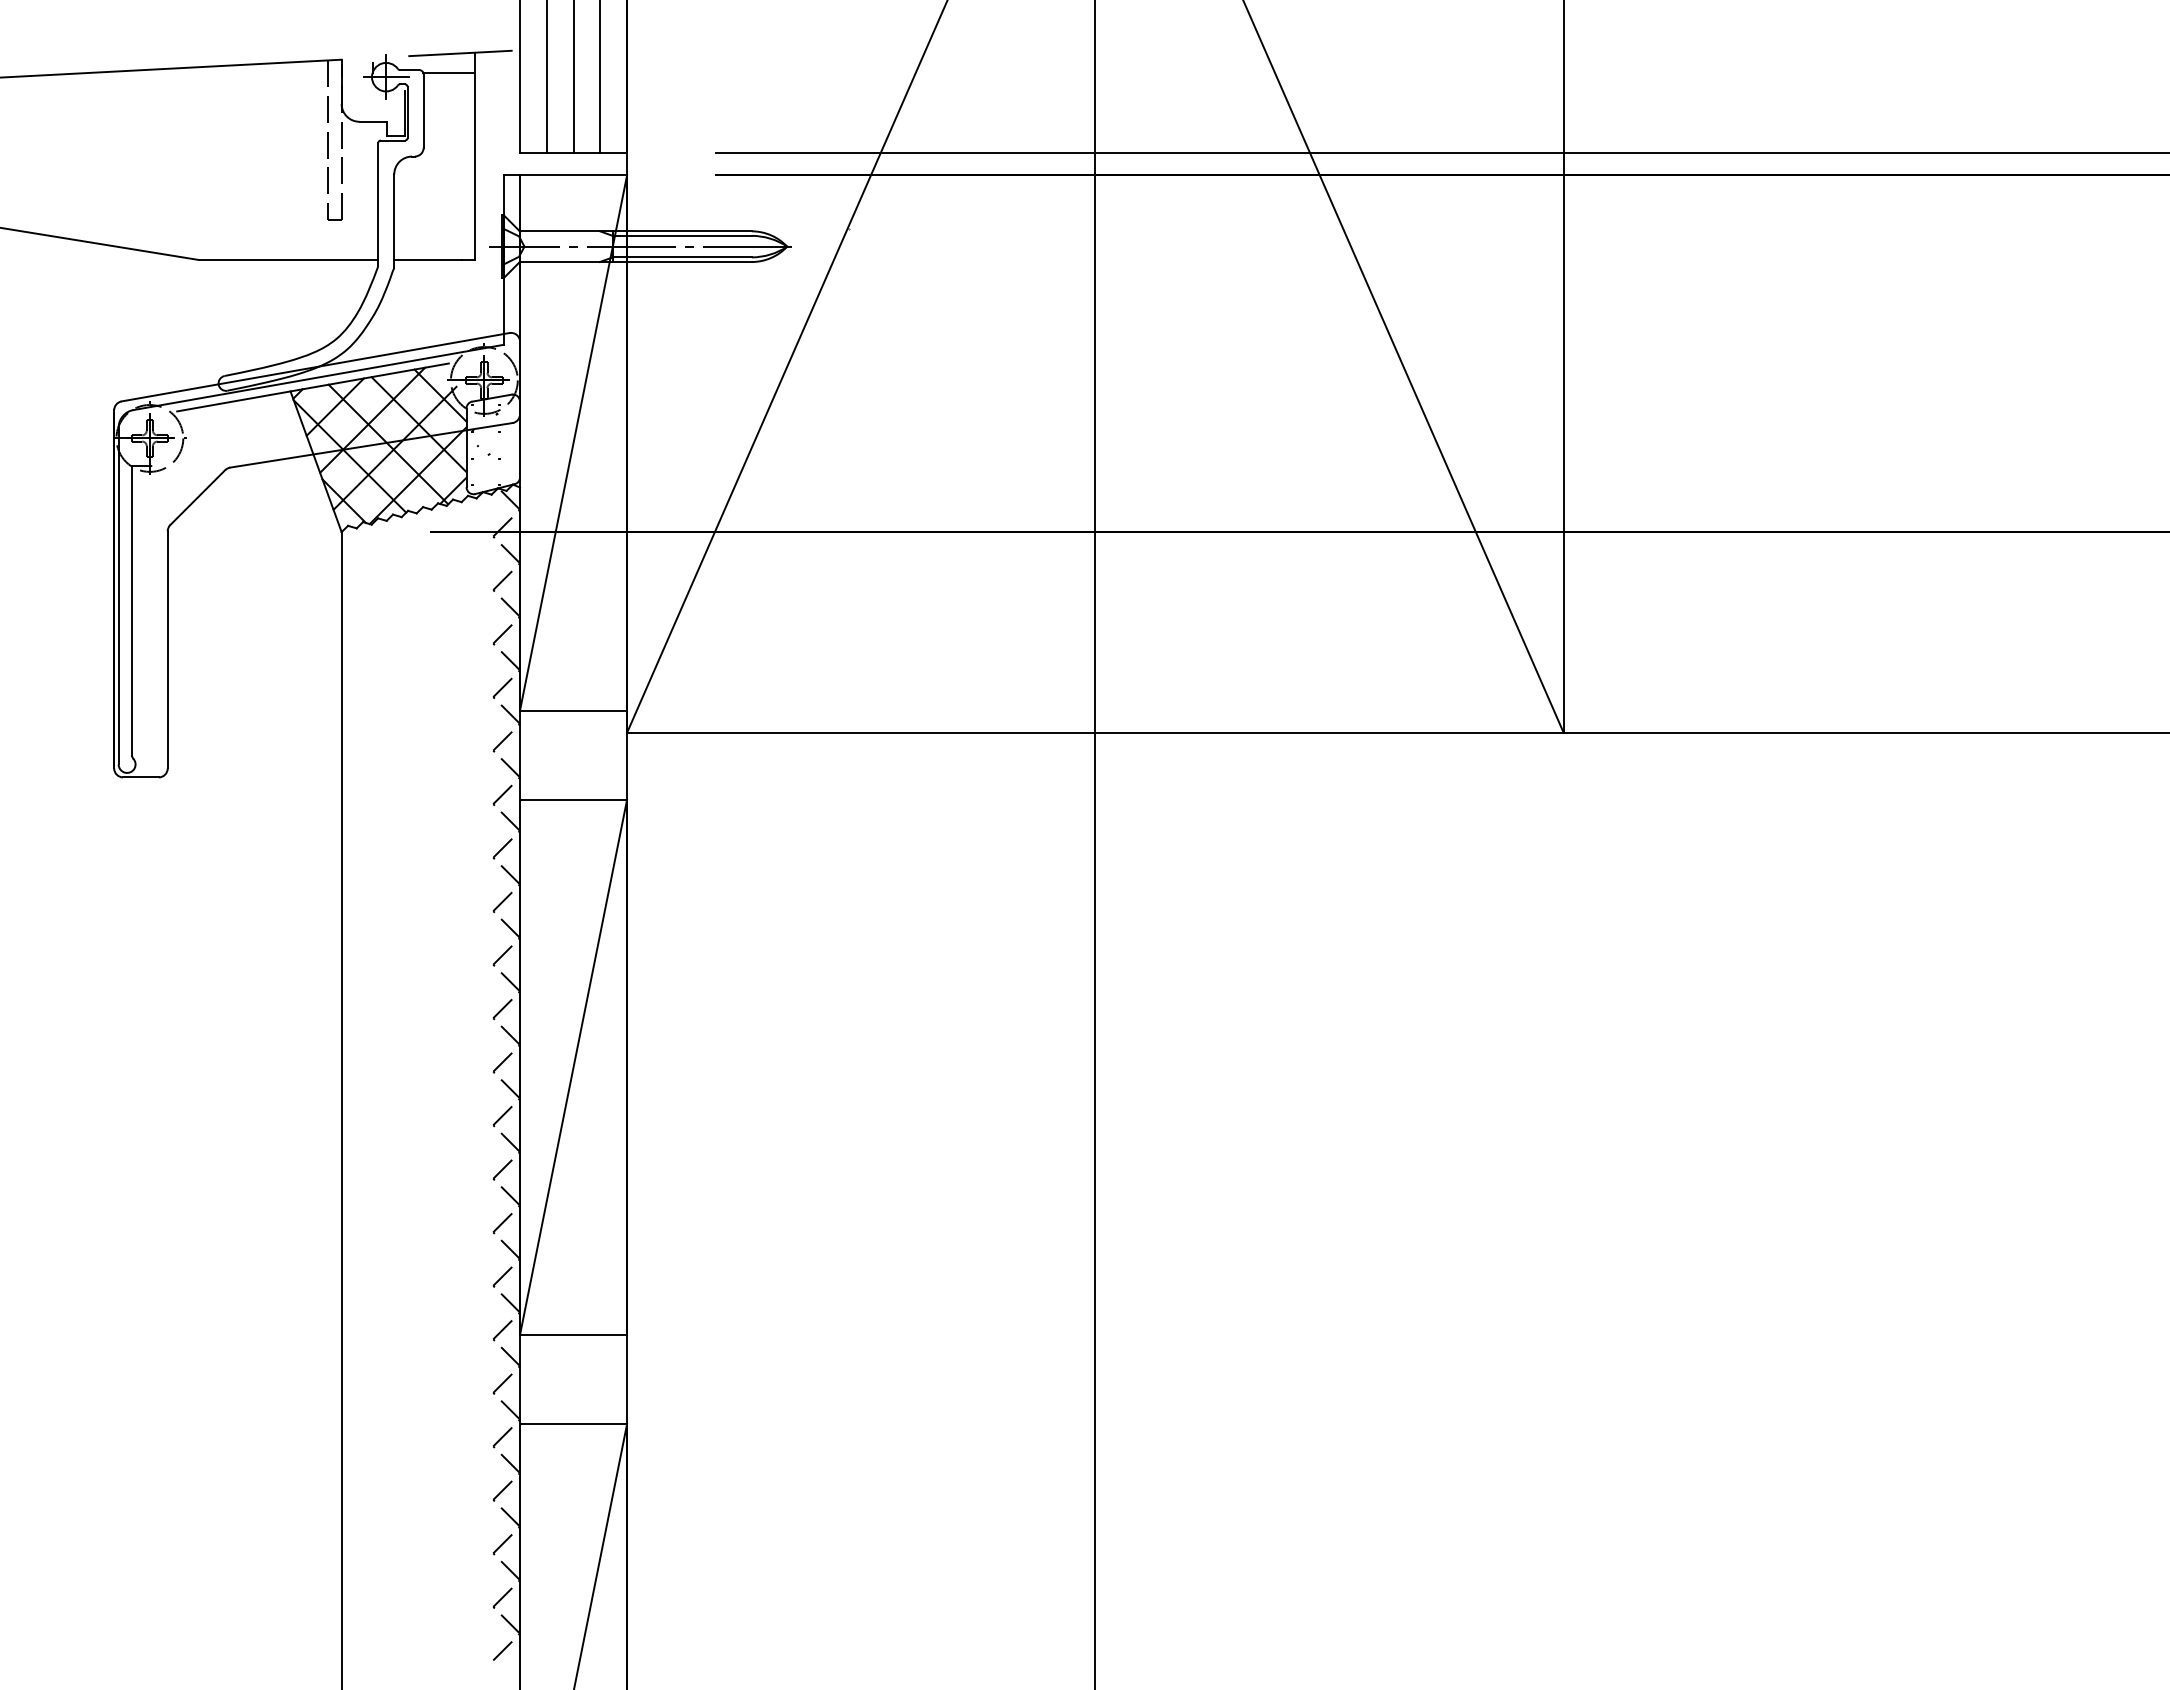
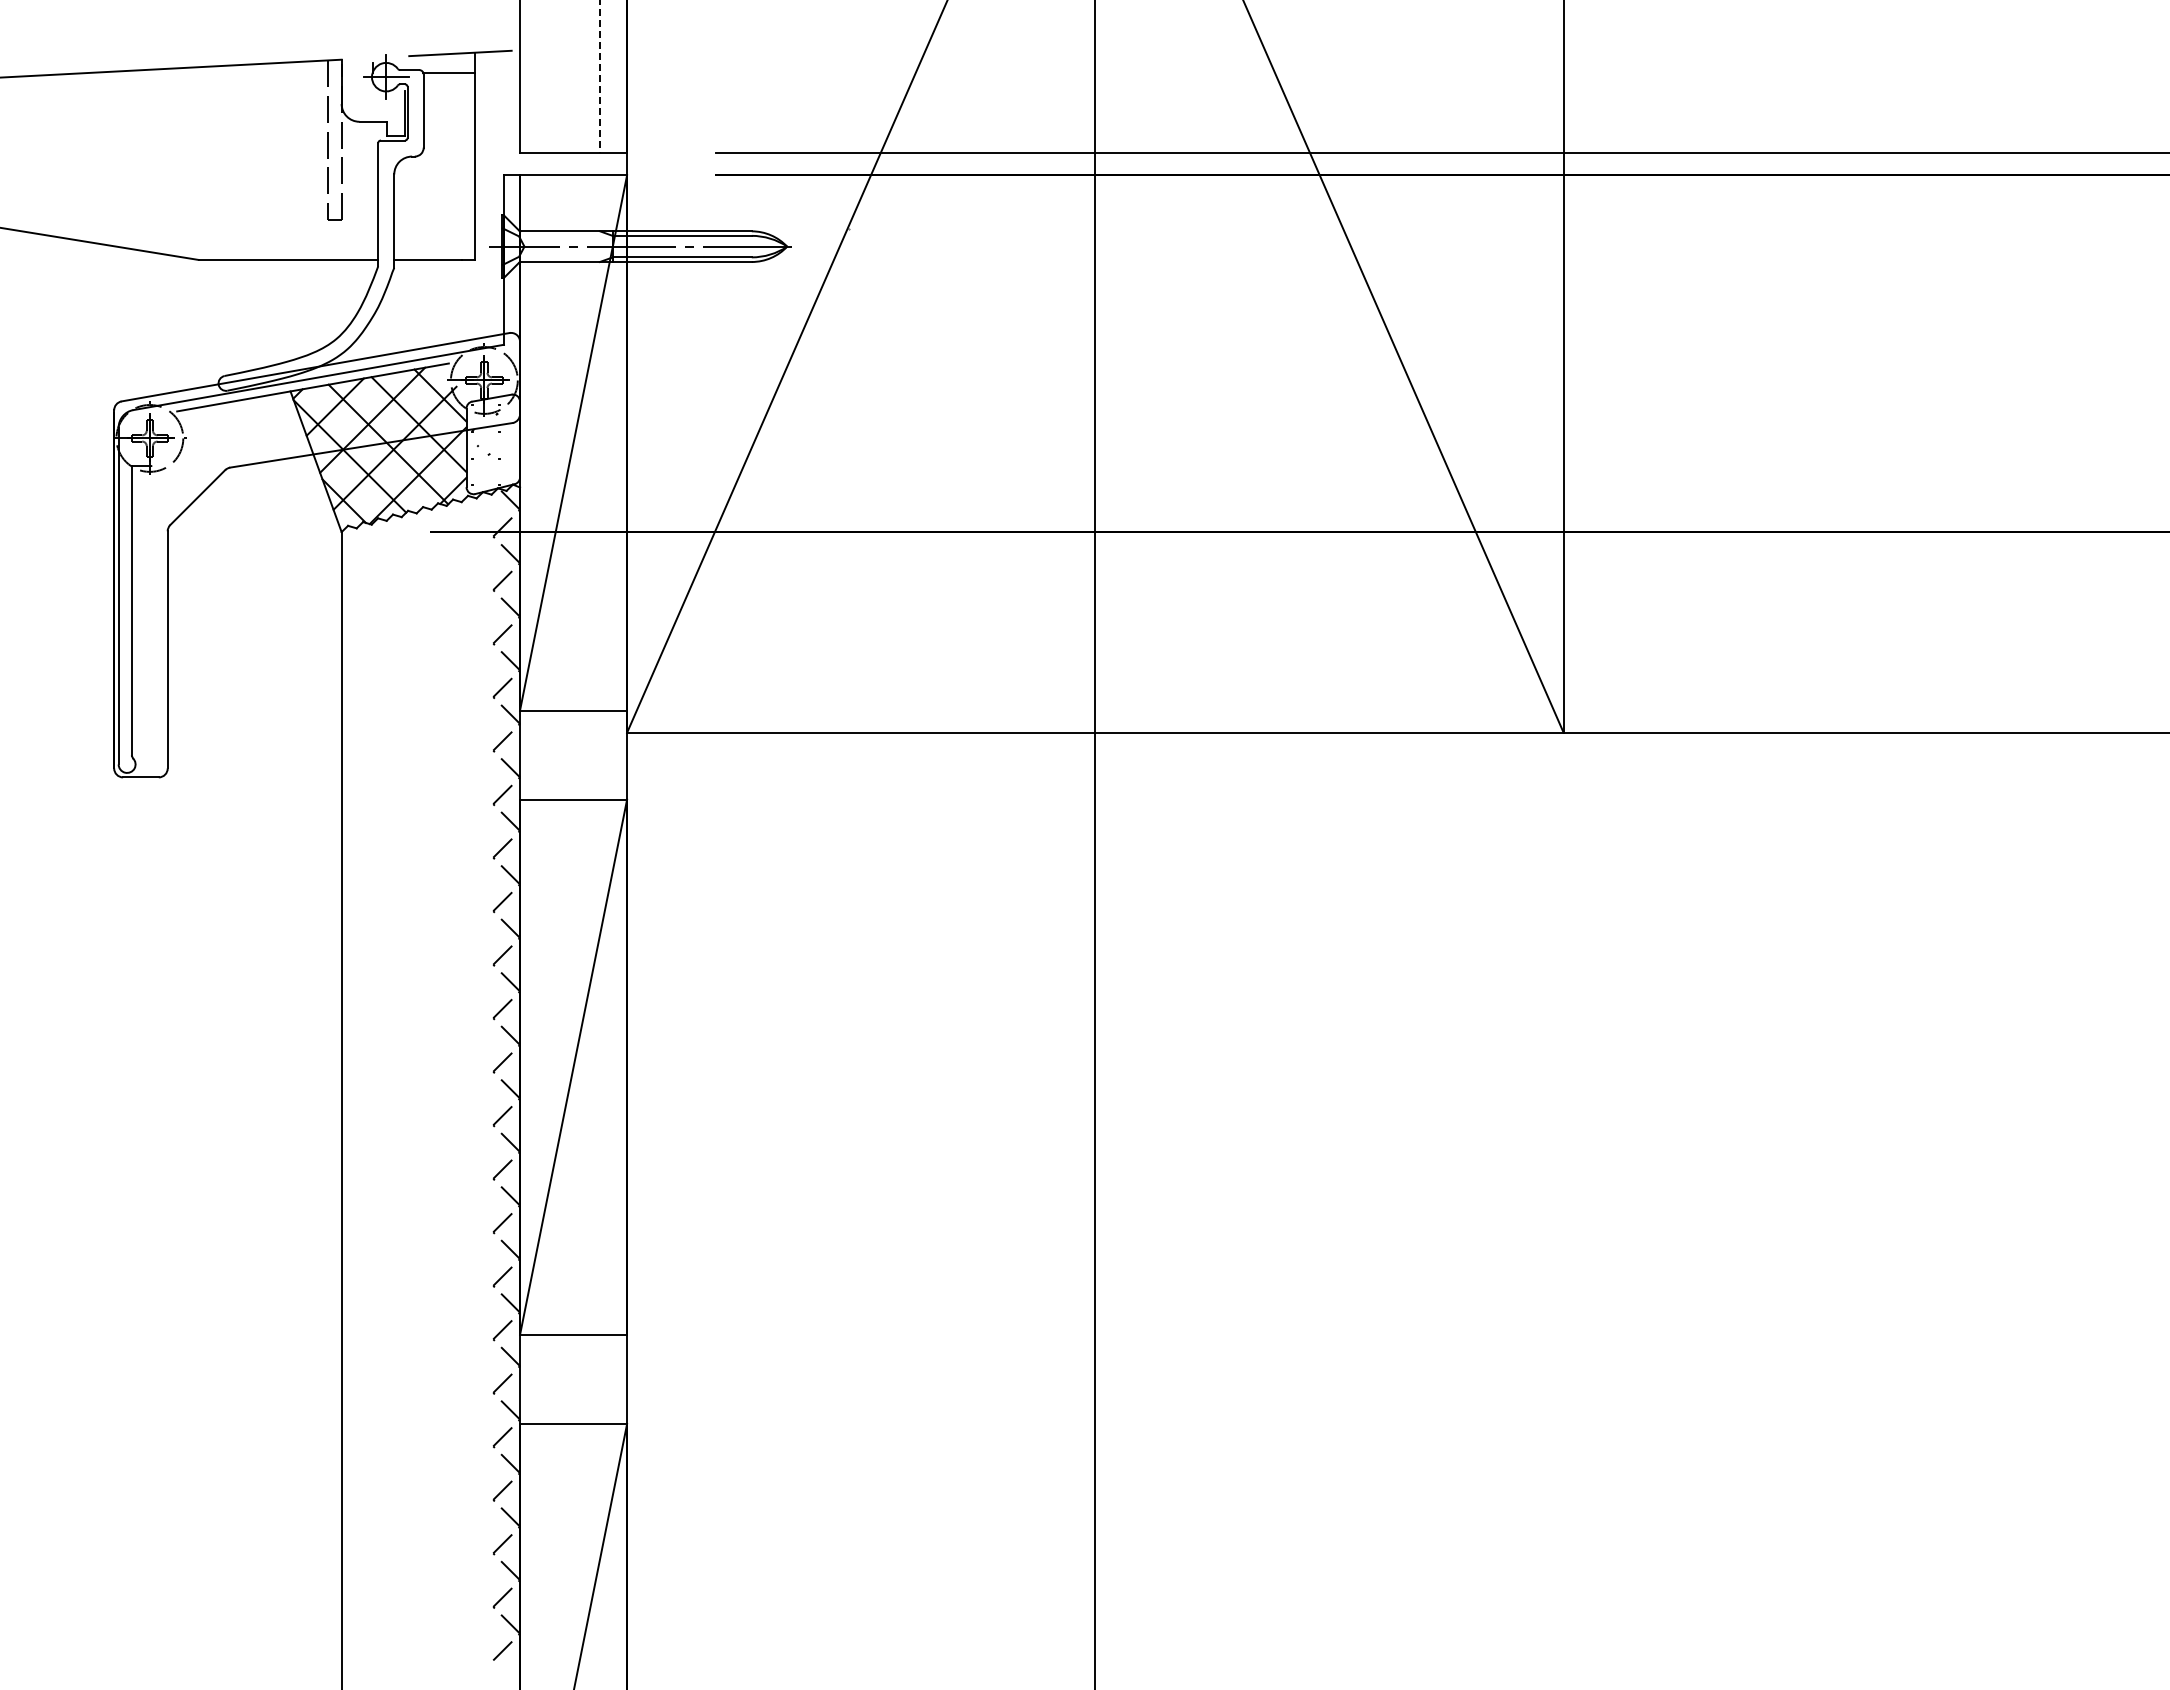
line: present -> none (546, 77)
line: present -> none (573, 77)
line: solid -> dashed (600, 77)
